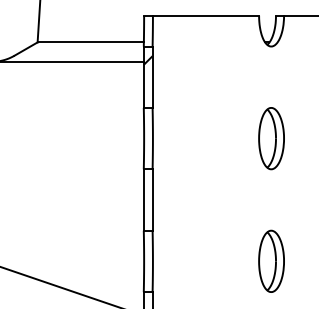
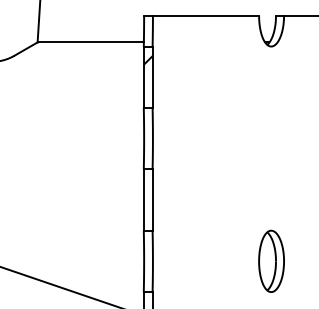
line: present -> none (72, 61)
part: present -> none (271, 138)
